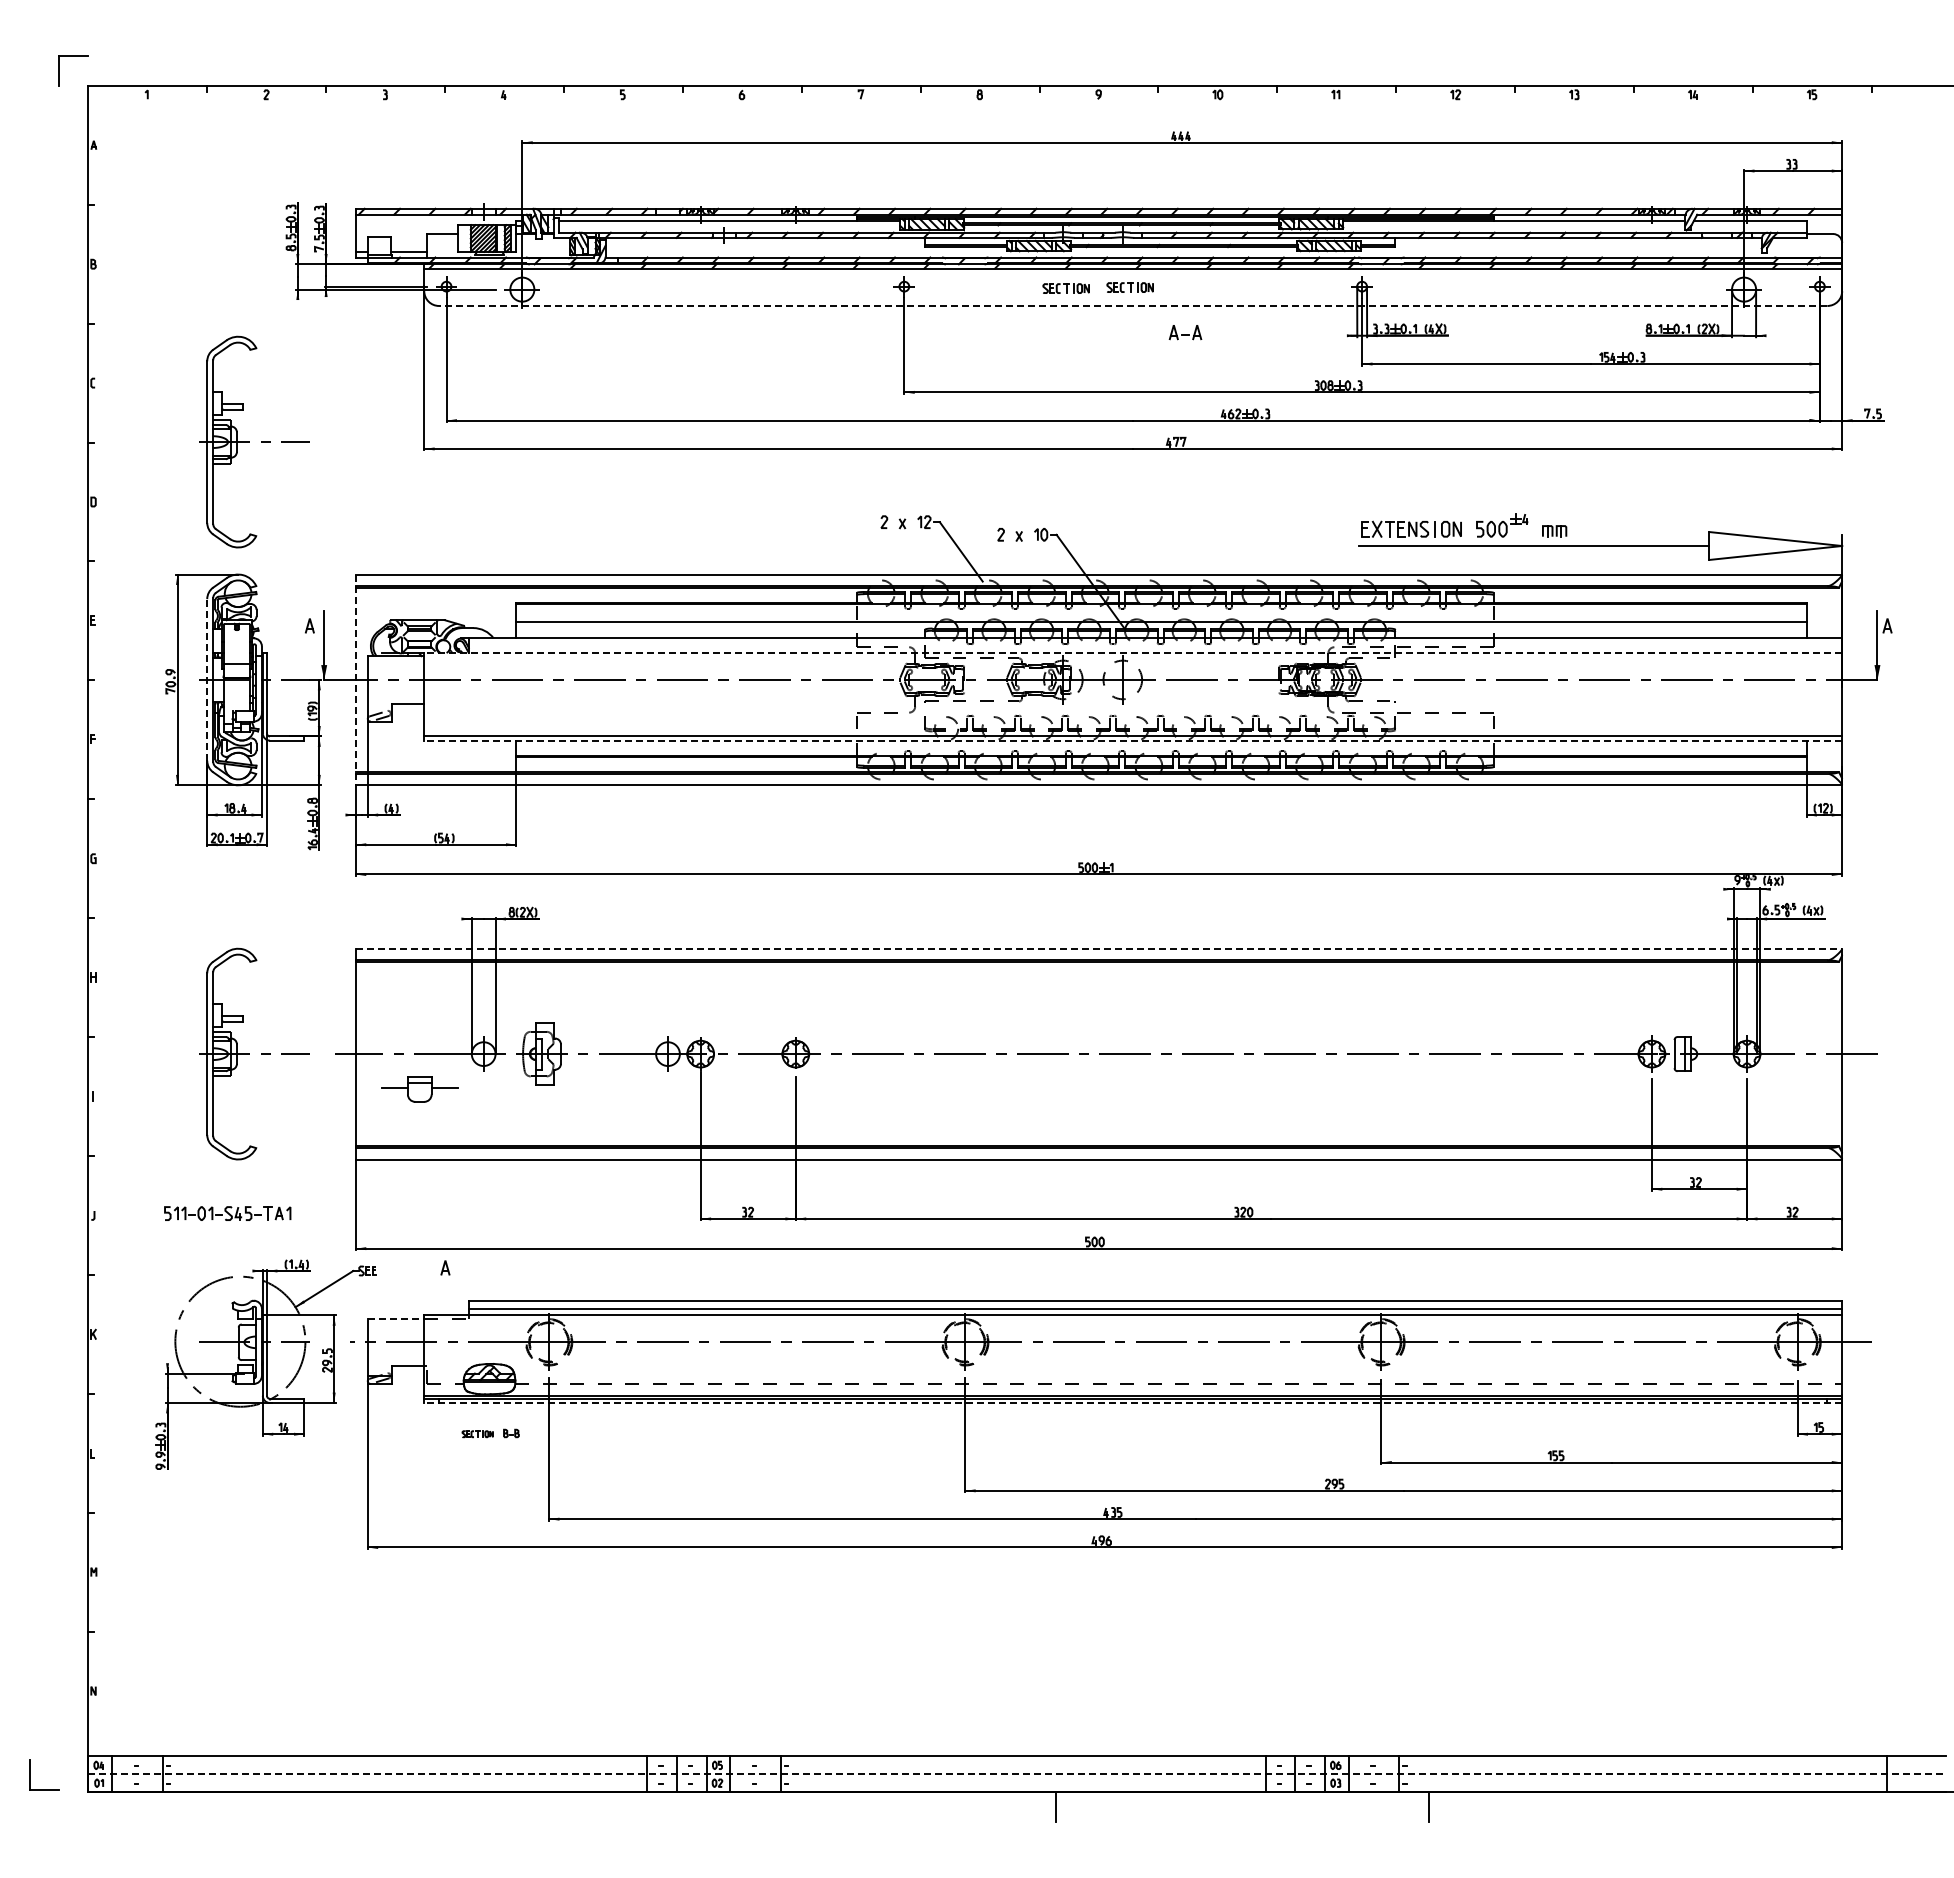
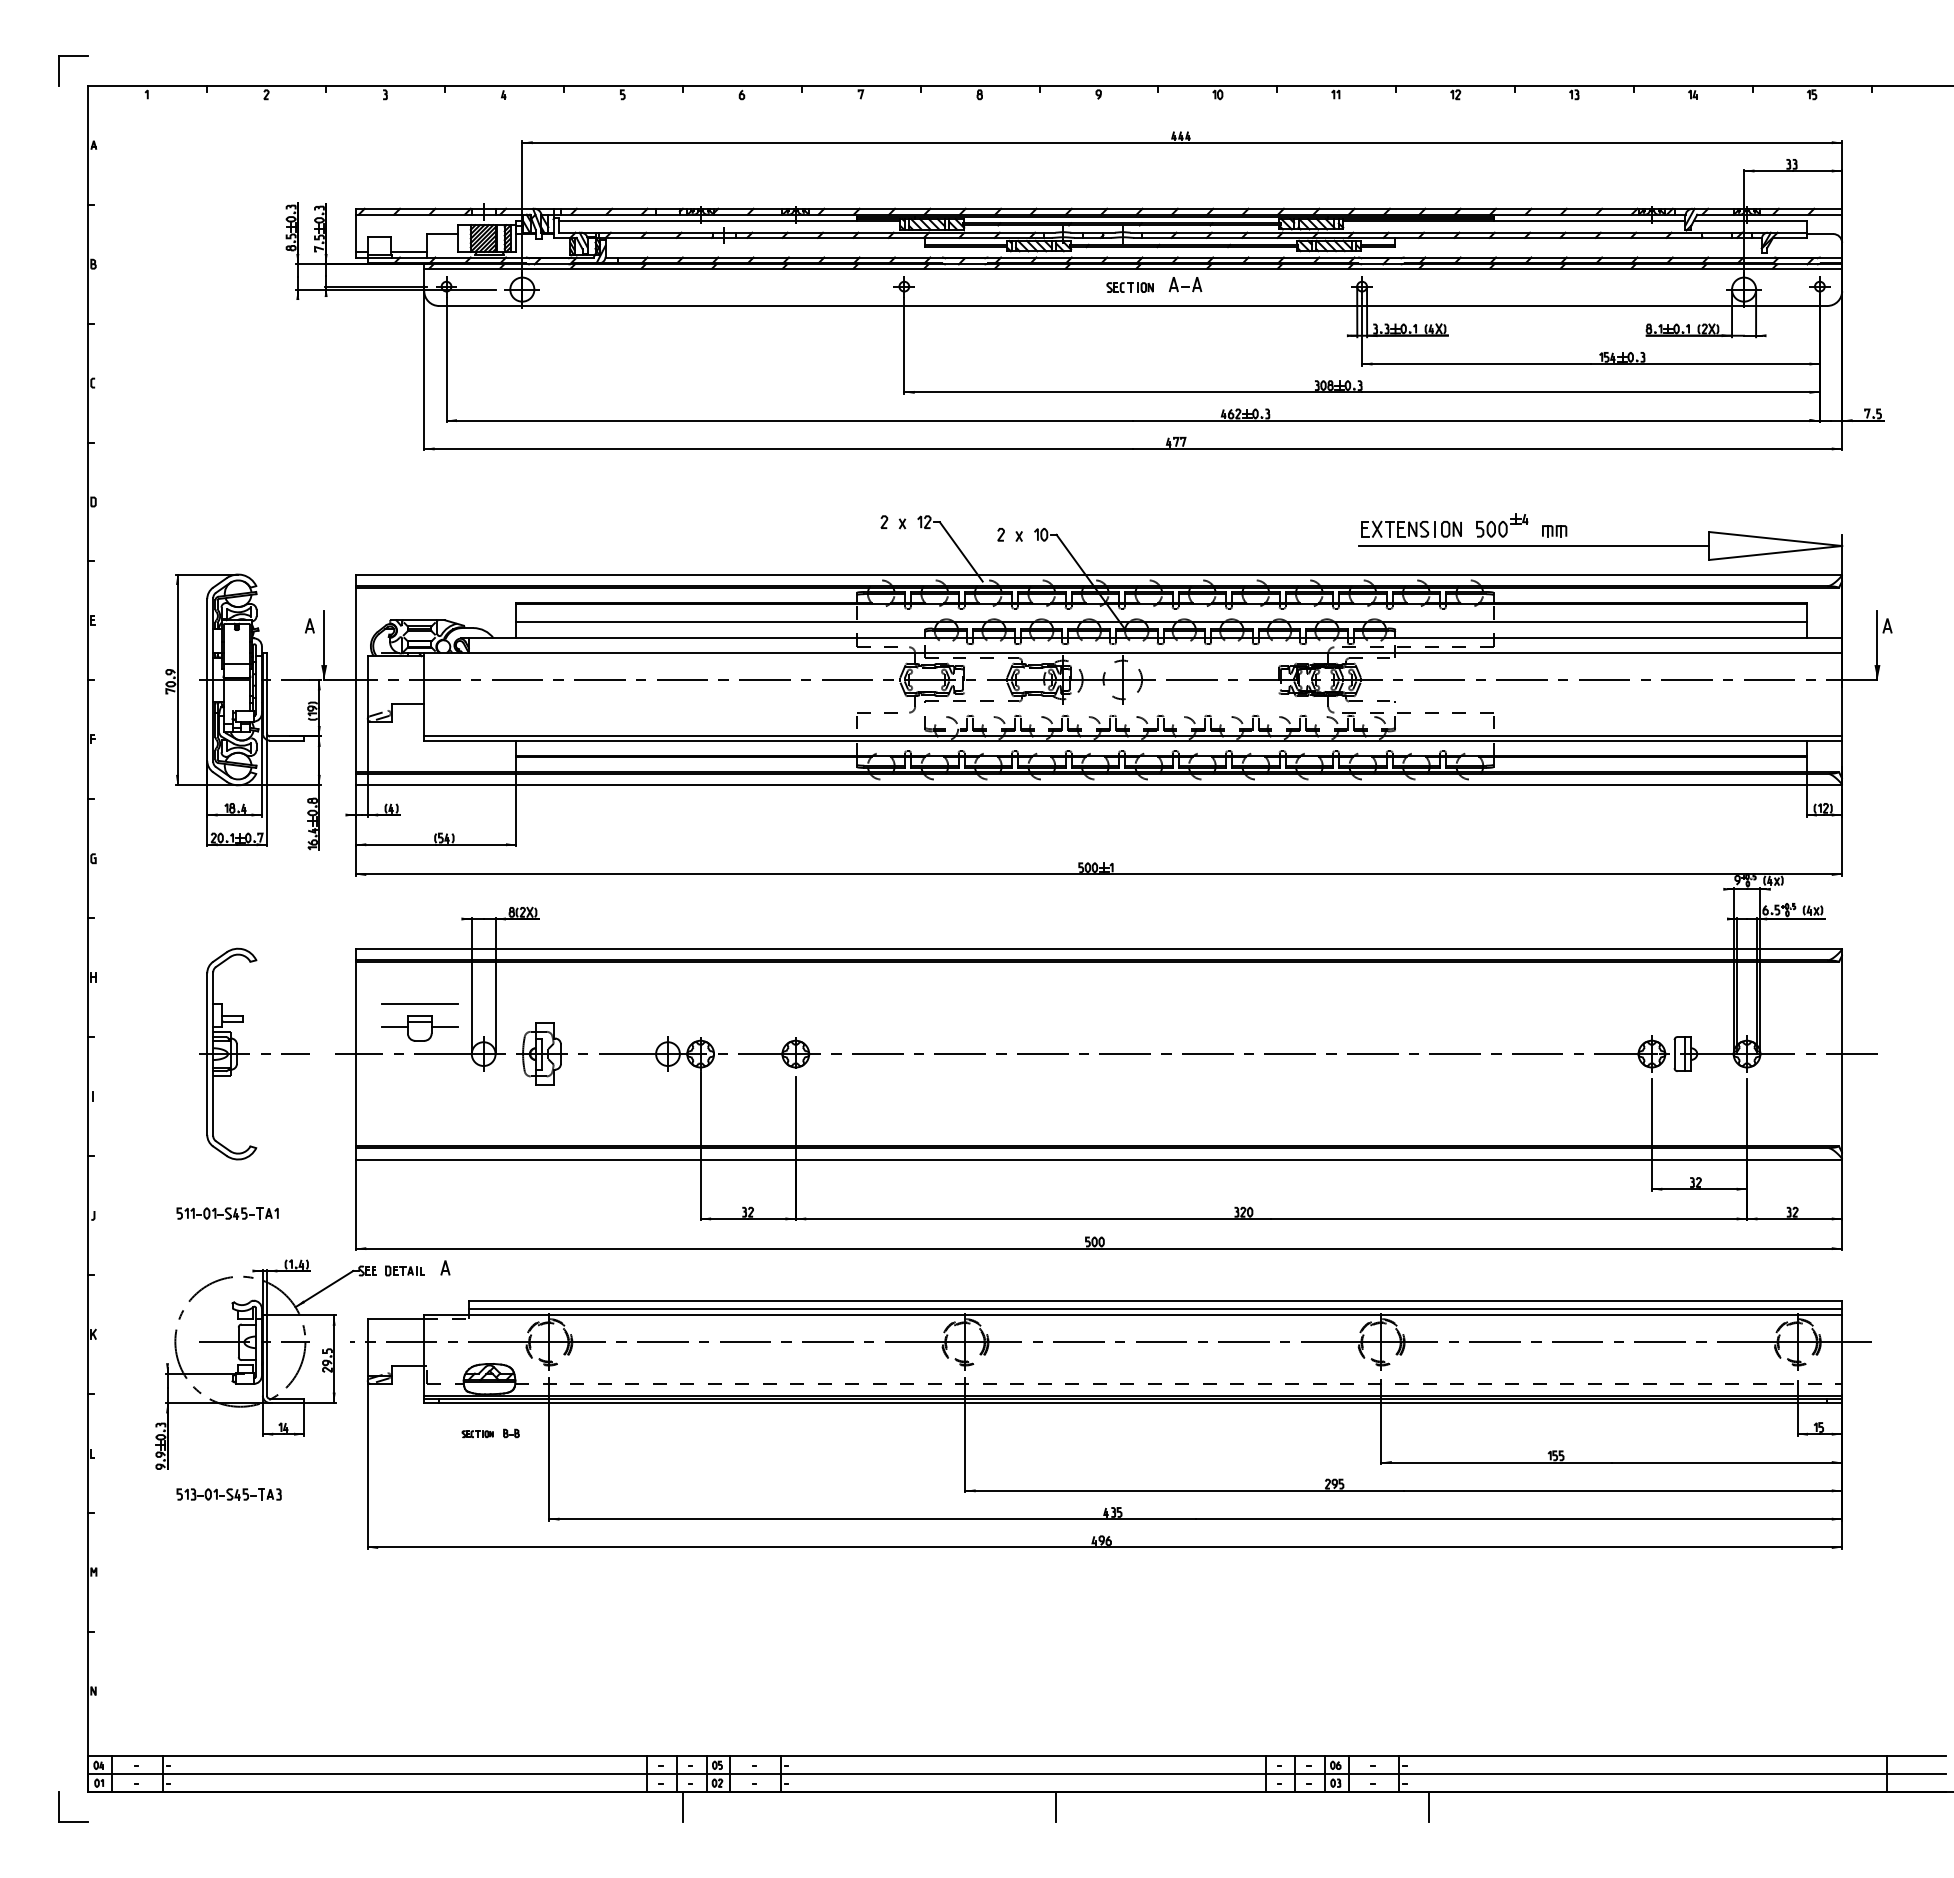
part: present -> none (1065, 288)
line: dashed -> solid (1132, 305)
part position: (1185, 332) -> (1185, 284) (1185, 284)
part: present -> none (254, 441)
line: dashed -> solid (1133, 652)
line: dashed -> solid (207, 679)
line: dashed -> solid (355, 680)
line: dashed -> solid (1133, 740)
line: dashed -> solid (1099, 948)
line: none -> present (419, 1003)
part position: (419, 1089) -> (419, 1028) (419, 1028)
part size: 128x15 px -> 103x13 px (227, 1213)
part: none -> present (404, 1270)
line: dashed -> solid (396, 1318)
line: dashed -> solid (1133, 1403)
part: none -> present (228, 1494)
part position: (30, 1774) -> (59, 1806) (59, 1806)
line: dashed -> solid (1017, 1774)
line: none -> present (682, 1806)
